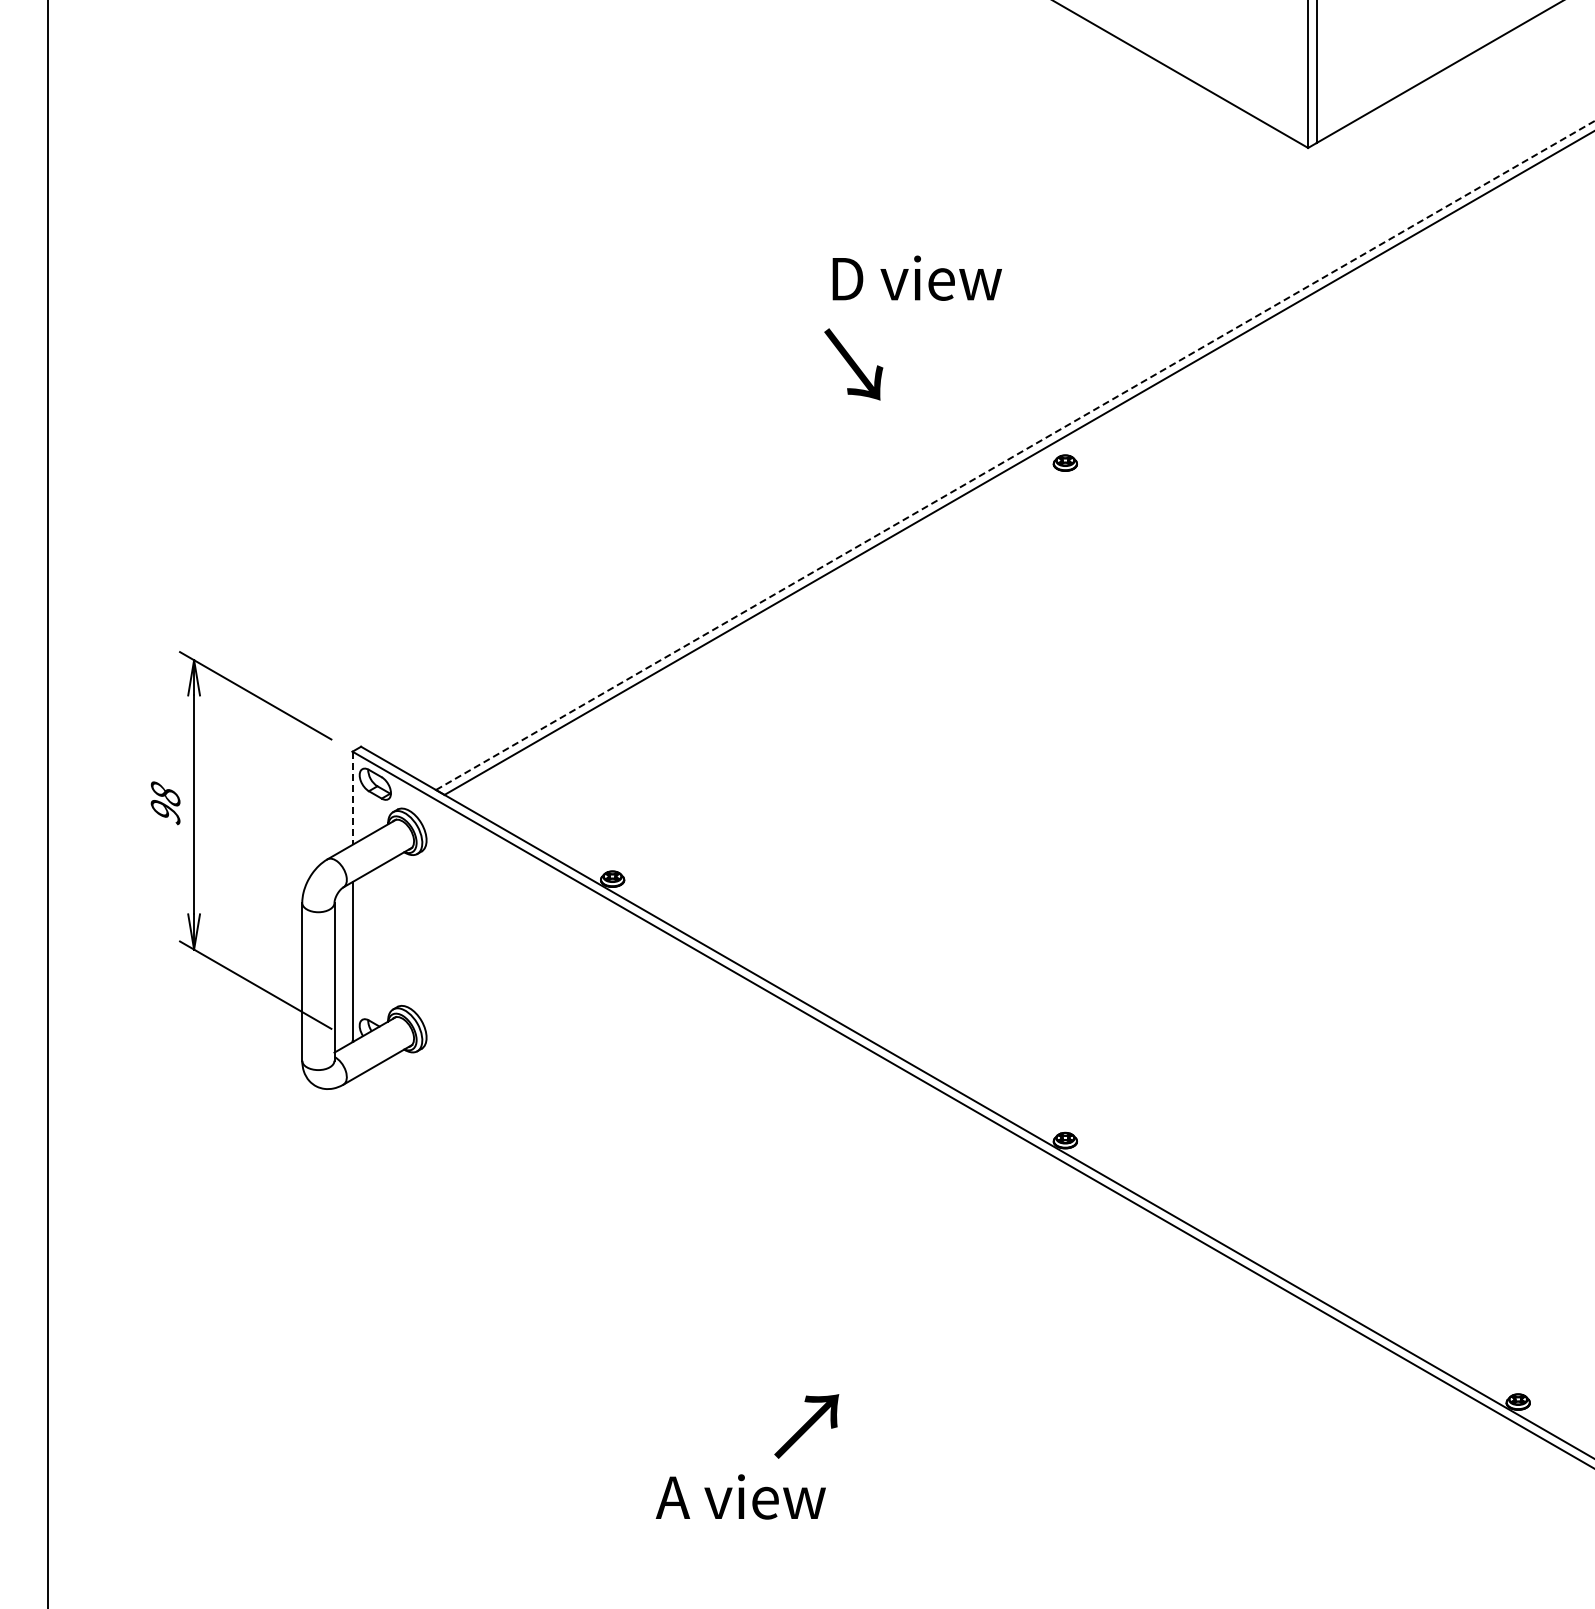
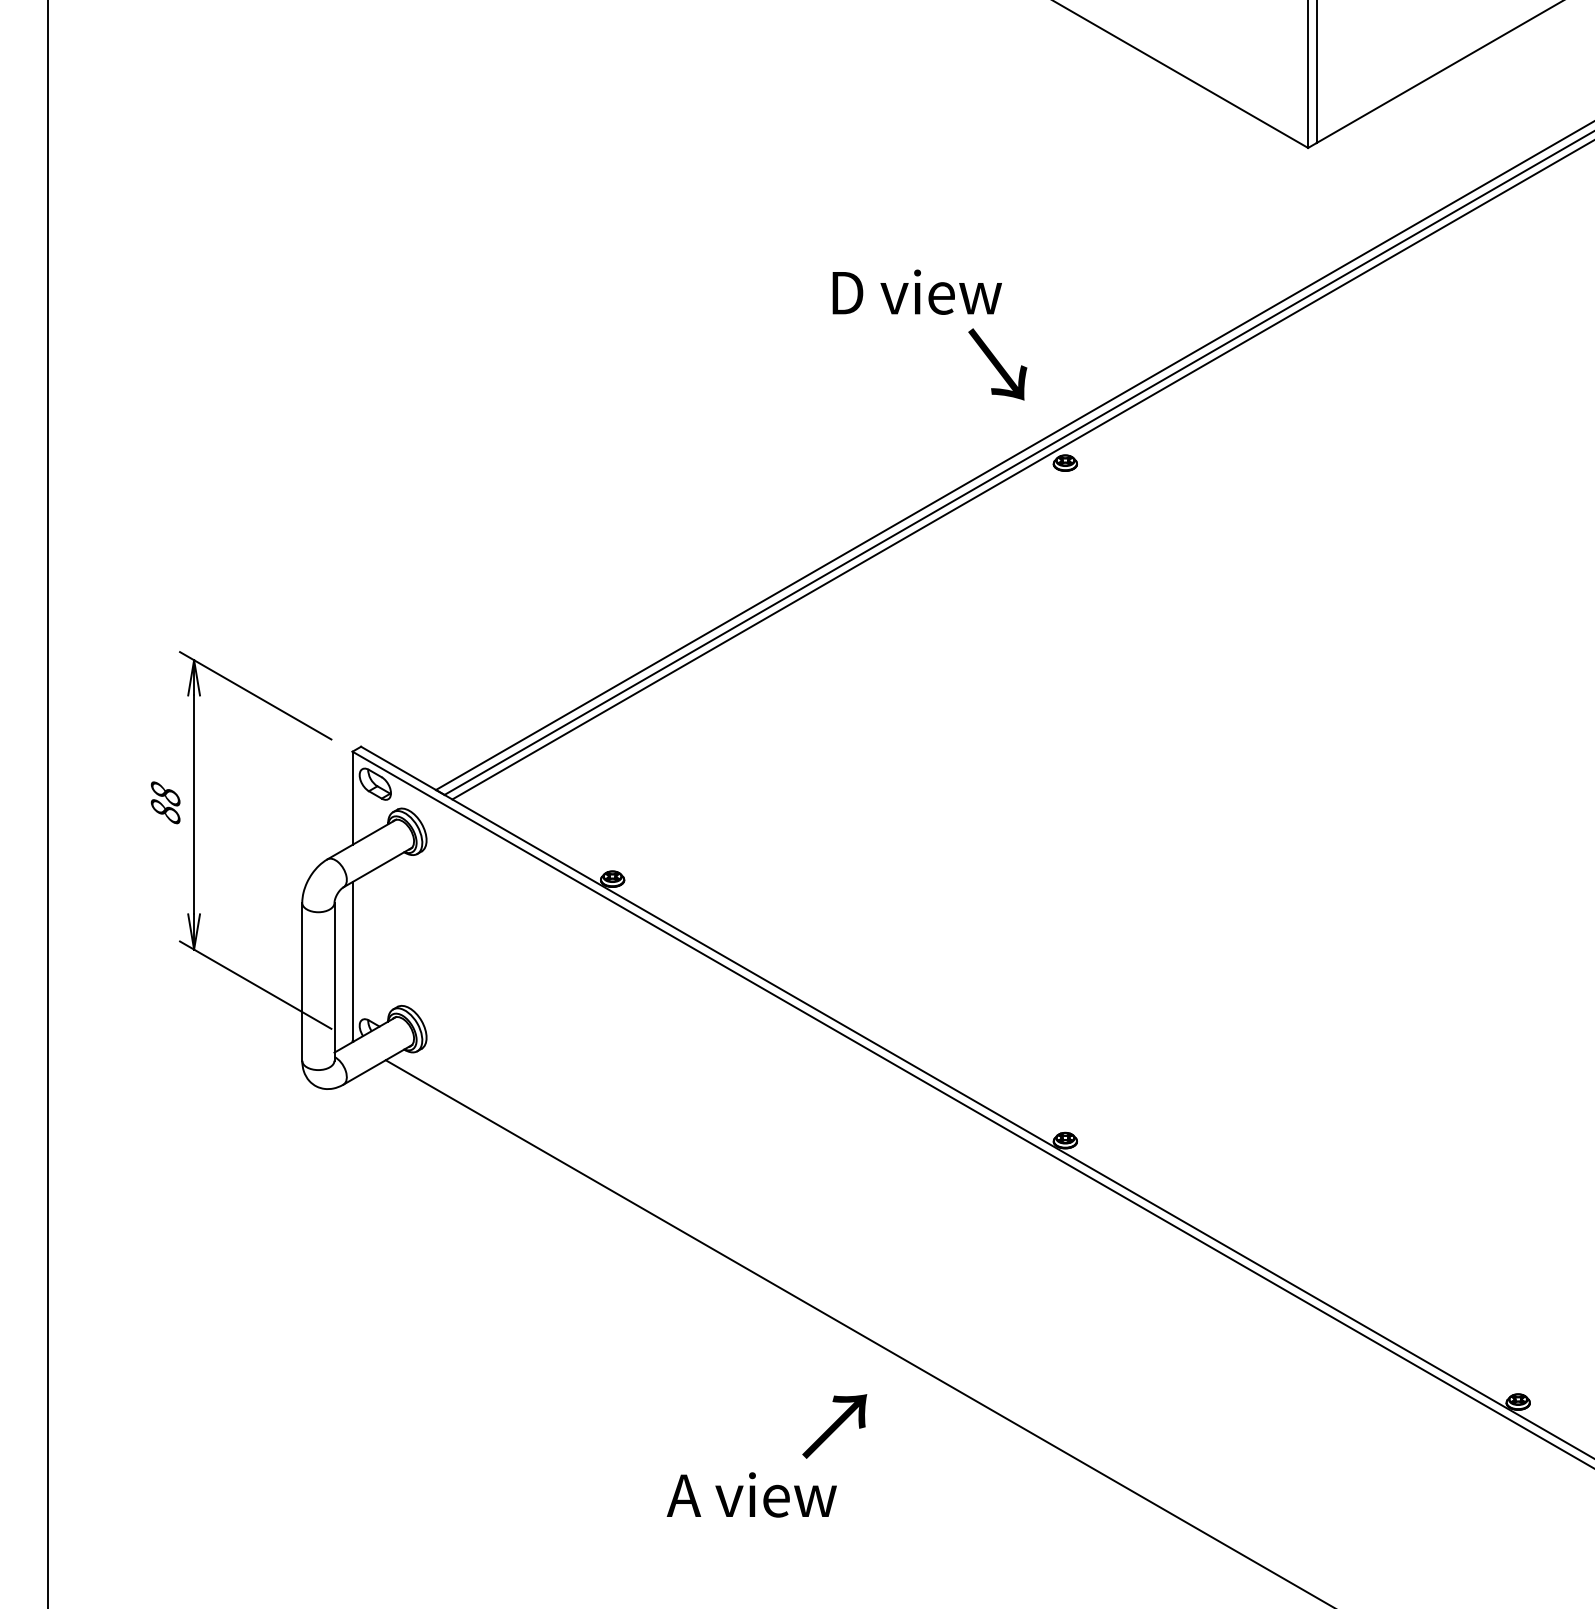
text position: (916, 277) -> (916, 291) (916, 291)
text position: (853, 364) -> (997, 364) (997, 364)
line: dashed -> solid (1015, 455)
line: none -> present (1021, 470)
line: dashed -> solid (352, 798)
text: 98 -> 88 (165, 812)
line: none -> present (857, 1332)
text position: (806, 1426) -> (834, 1426) (834, 1426)
text position: (740, 1496) -> (751, 1494) (751, 1494)
